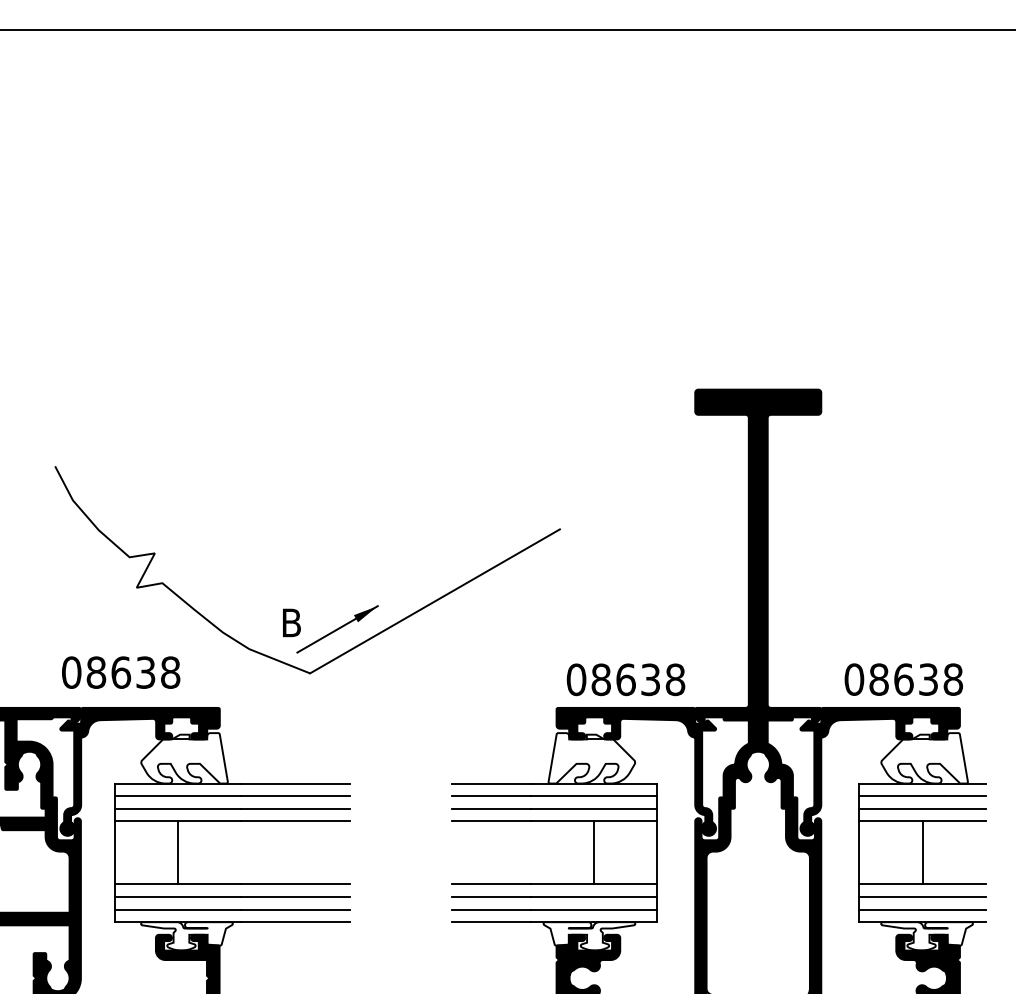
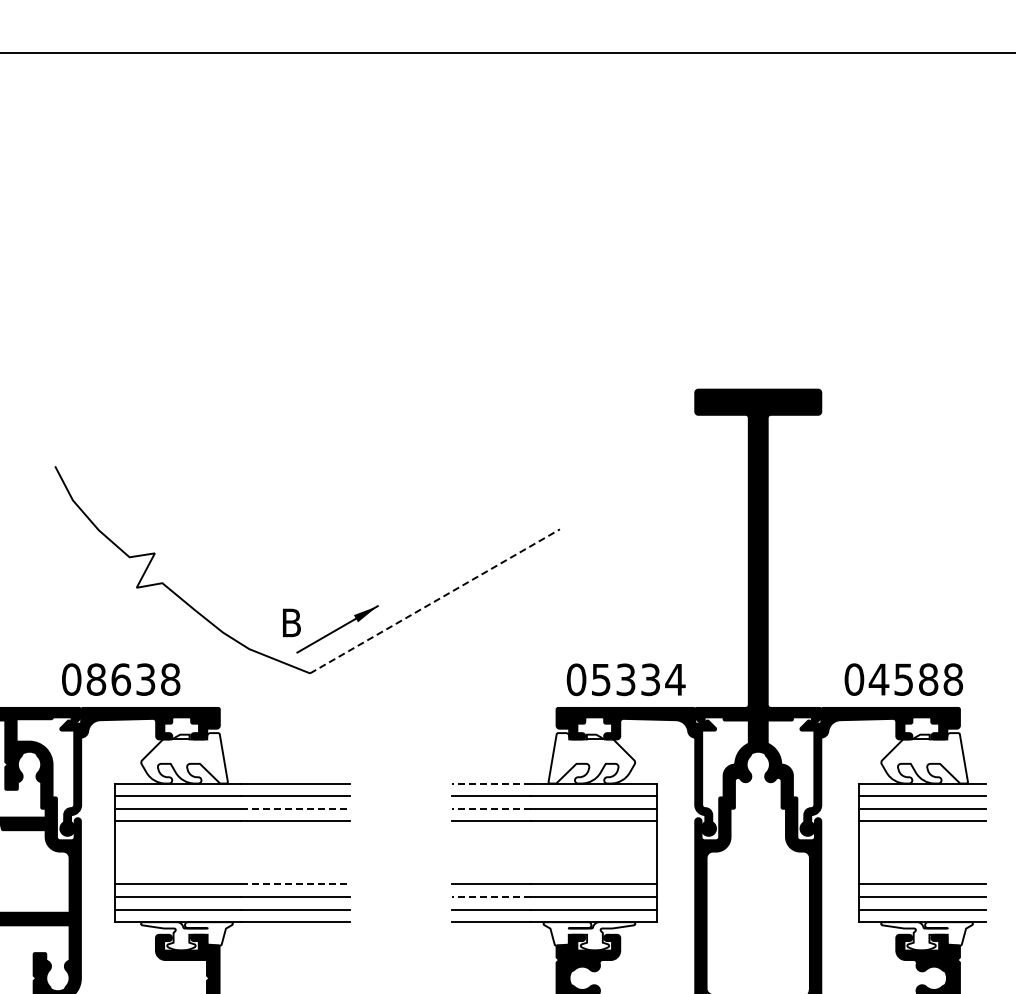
line position: (507, 29) -> (507, 52) (507, 52)
line: solid -> dashed (435, 601)
text position: (121, 672) -> (121, 679) (121, 679)
text: 08638 -> 05334 (638, 679)
text: 08638 -> 04588 (903, 679)
line: solid -> dashed (491, 783)
line: solid -> dashed (295, 808)
line: solid -> dashed (491, 808)
line: present -> none (177, 852)
line: present -> none (594, 852)
line: present -> none (922, 852)
line: solid -> dashed (295, 884)
line: solid -> dashed (491, 896)
